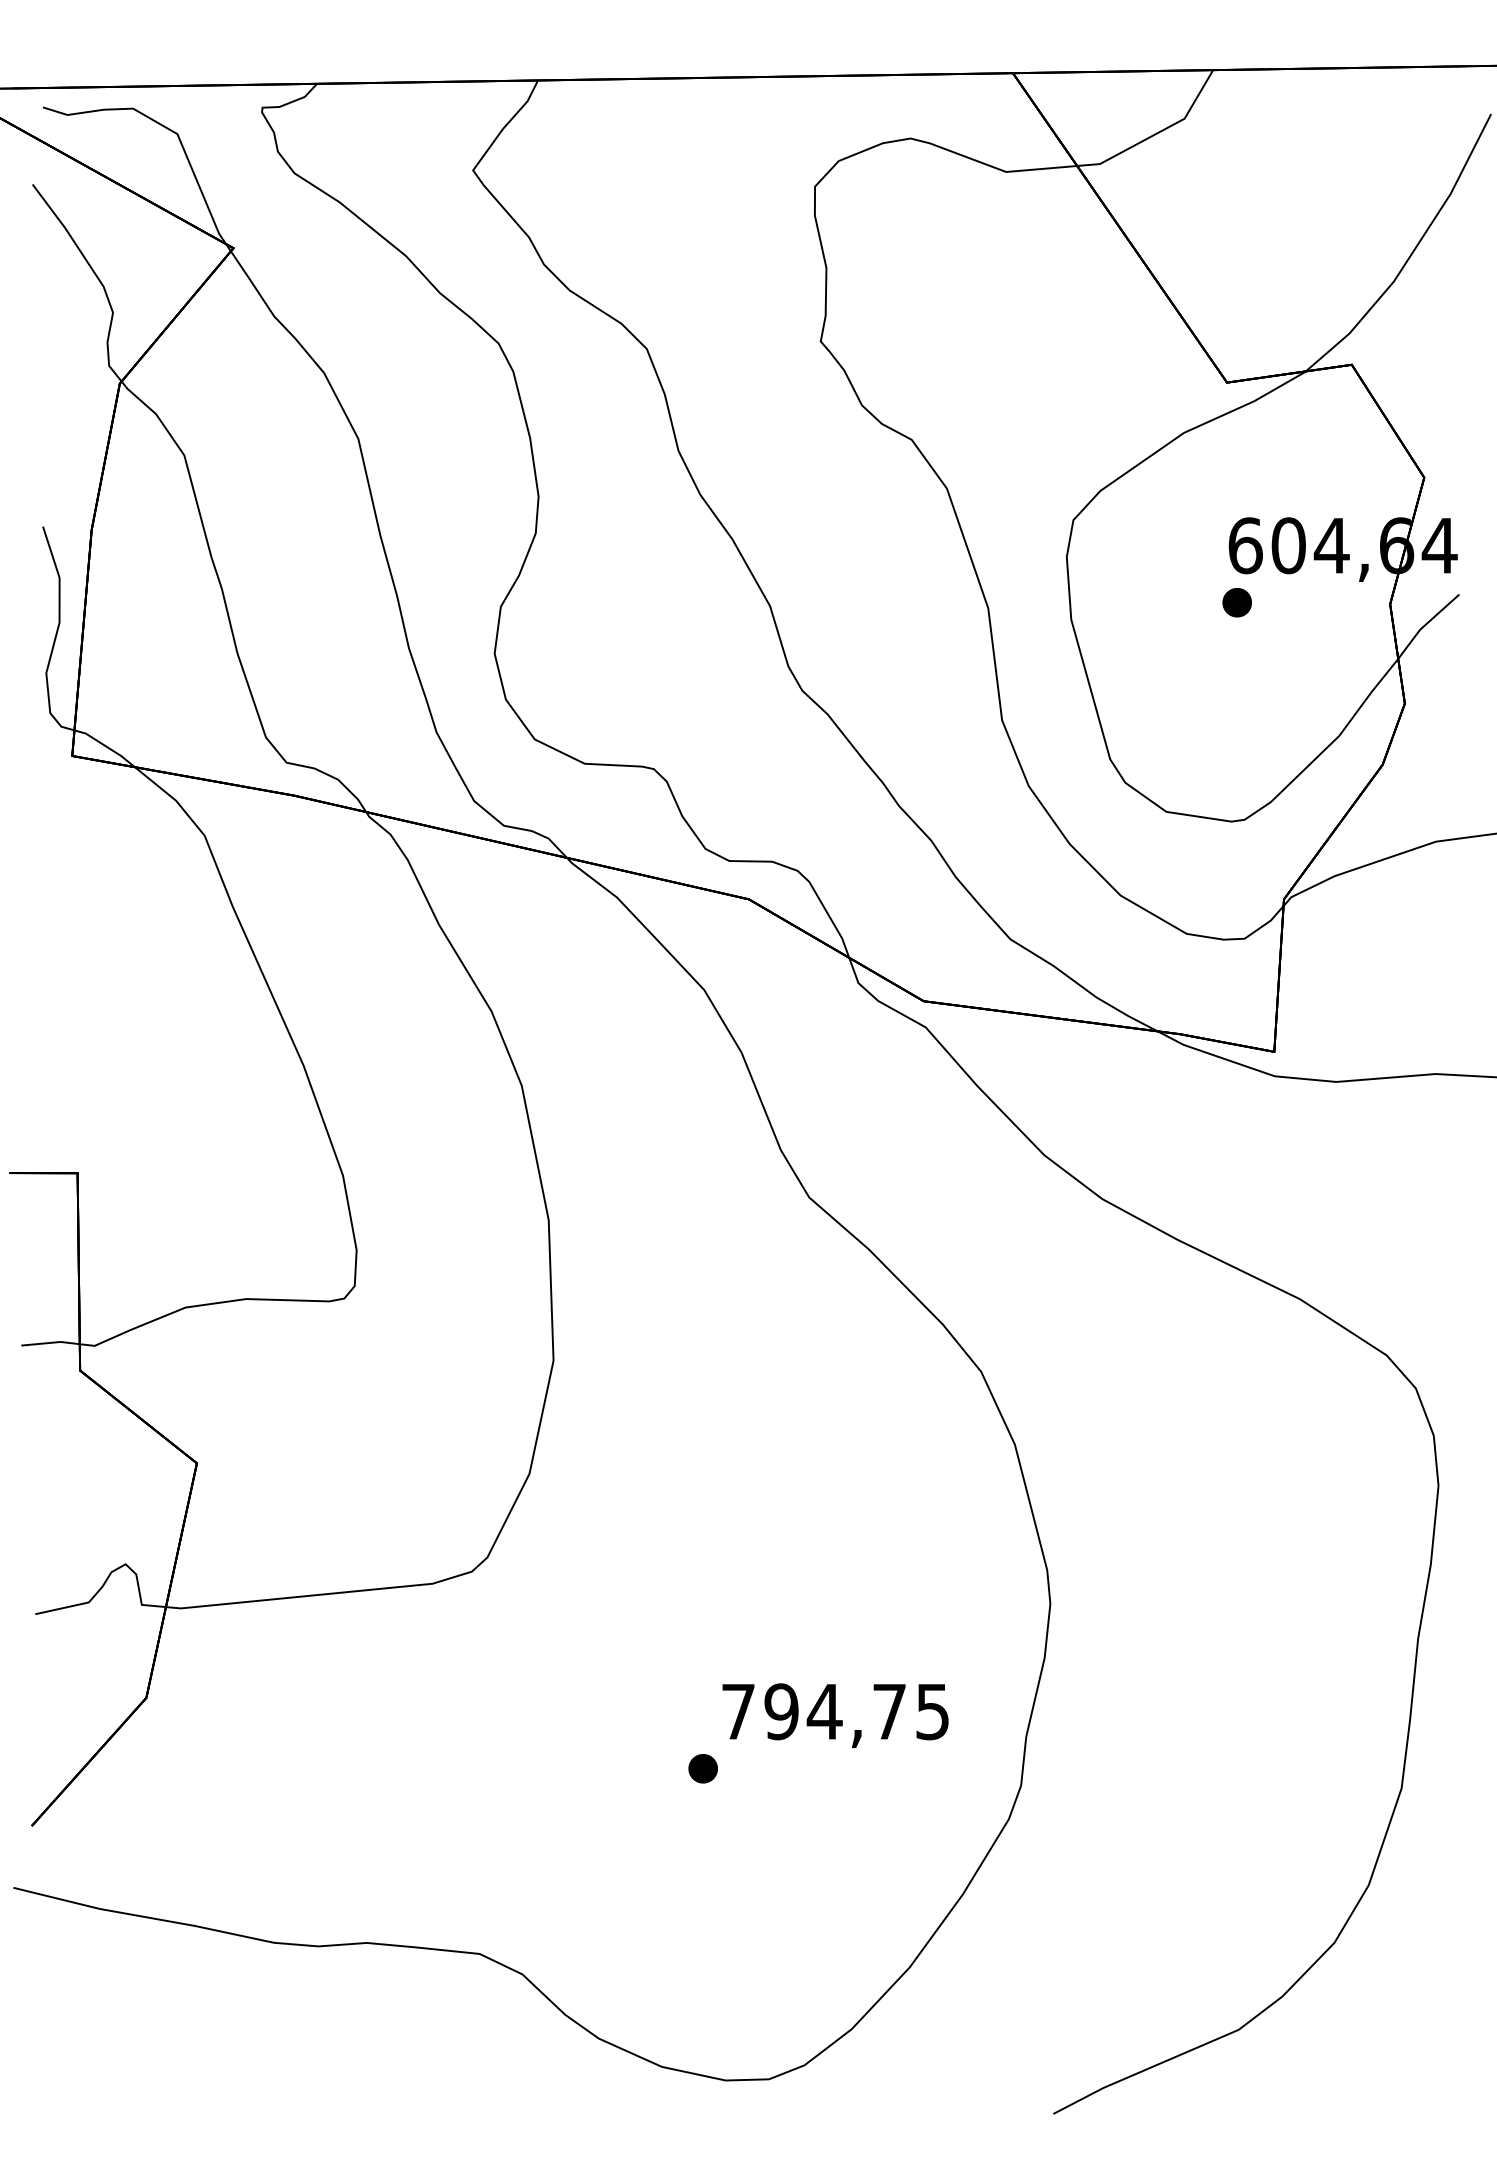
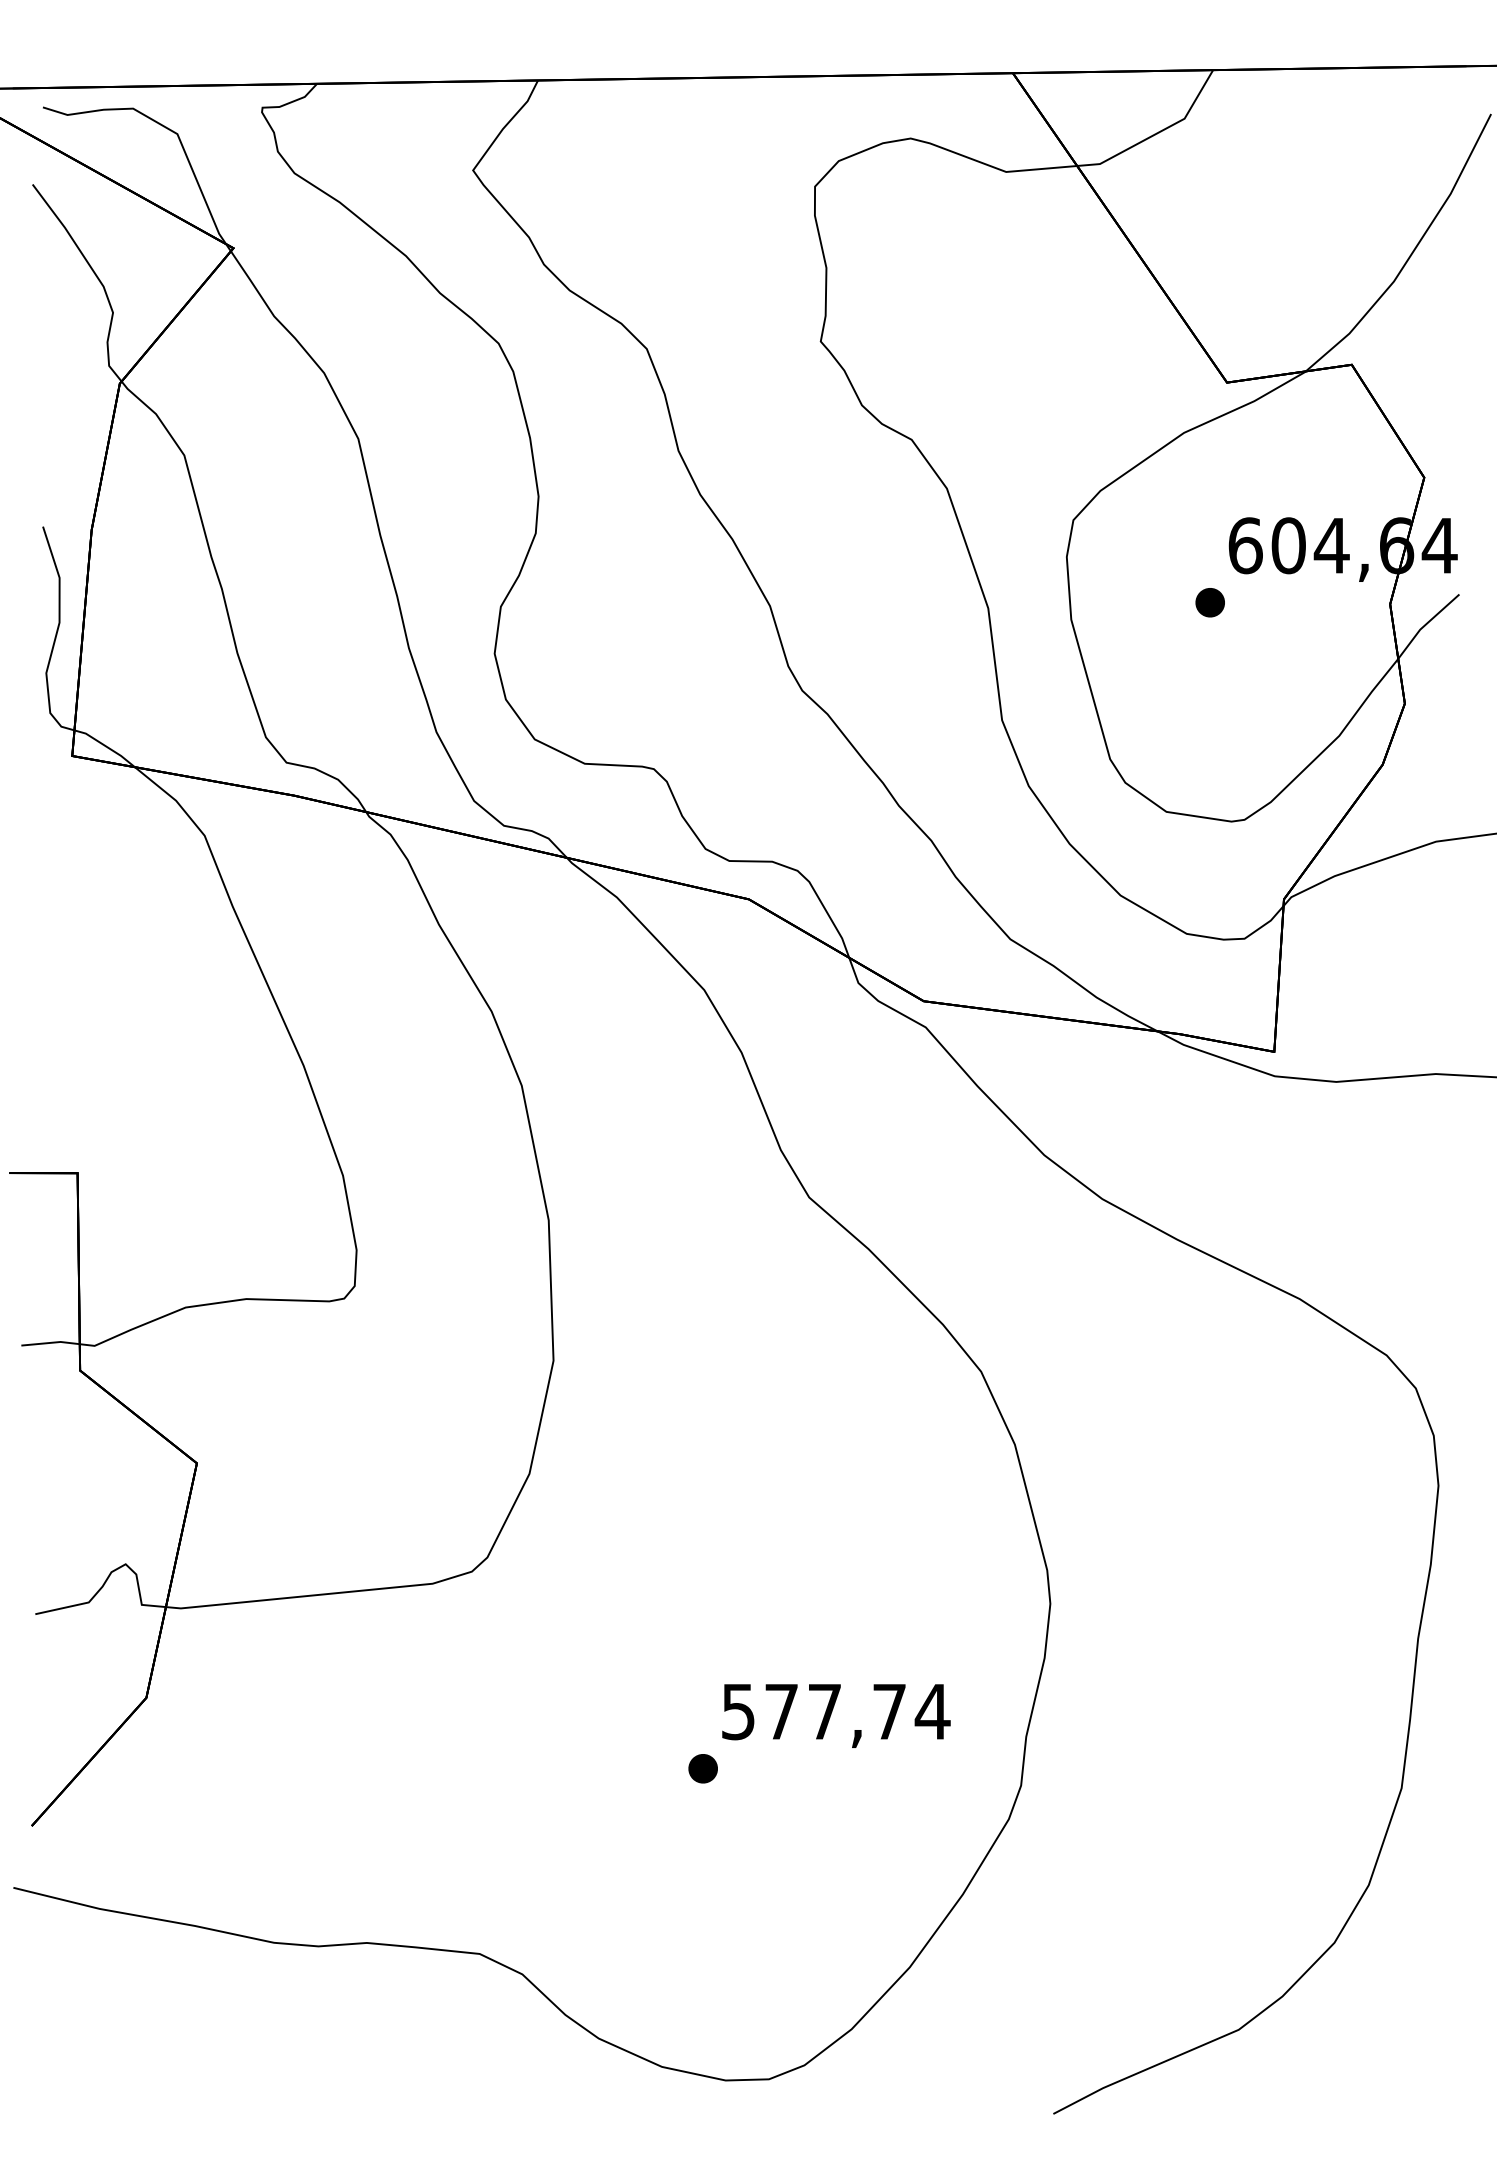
part position: (1236, 602) -> (1209, 602) (1209, 602)
text: 794,75 -> 577,74 (836, 1711)
